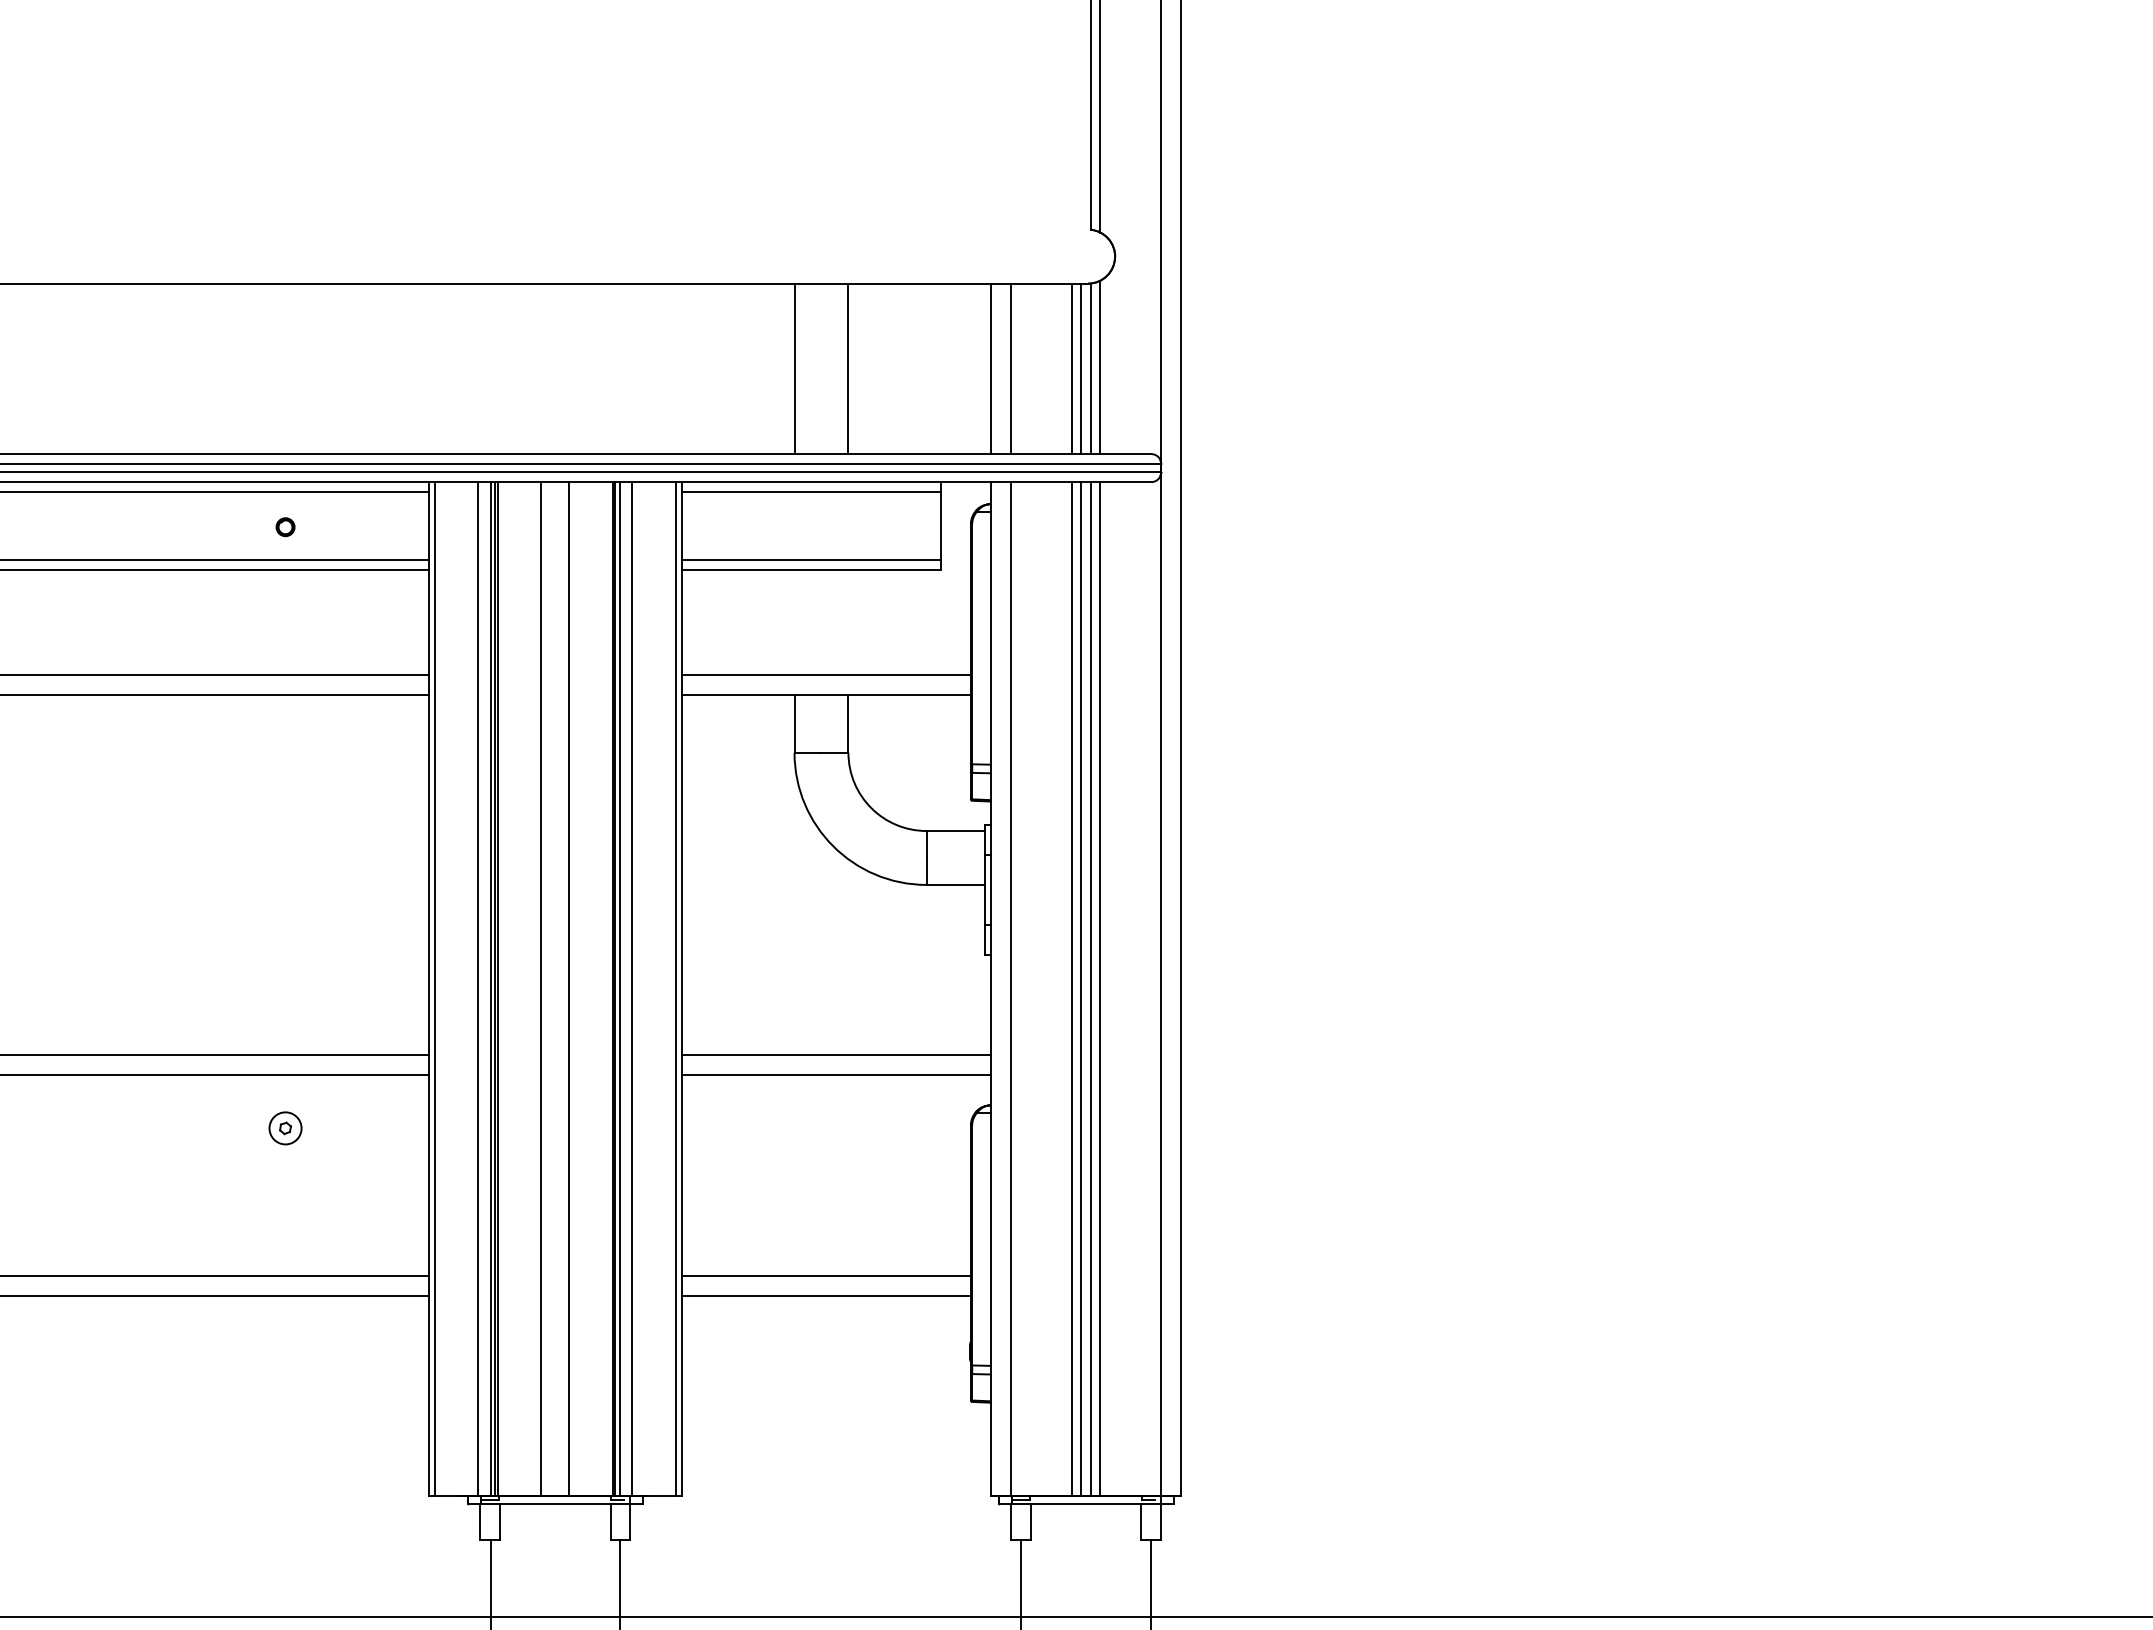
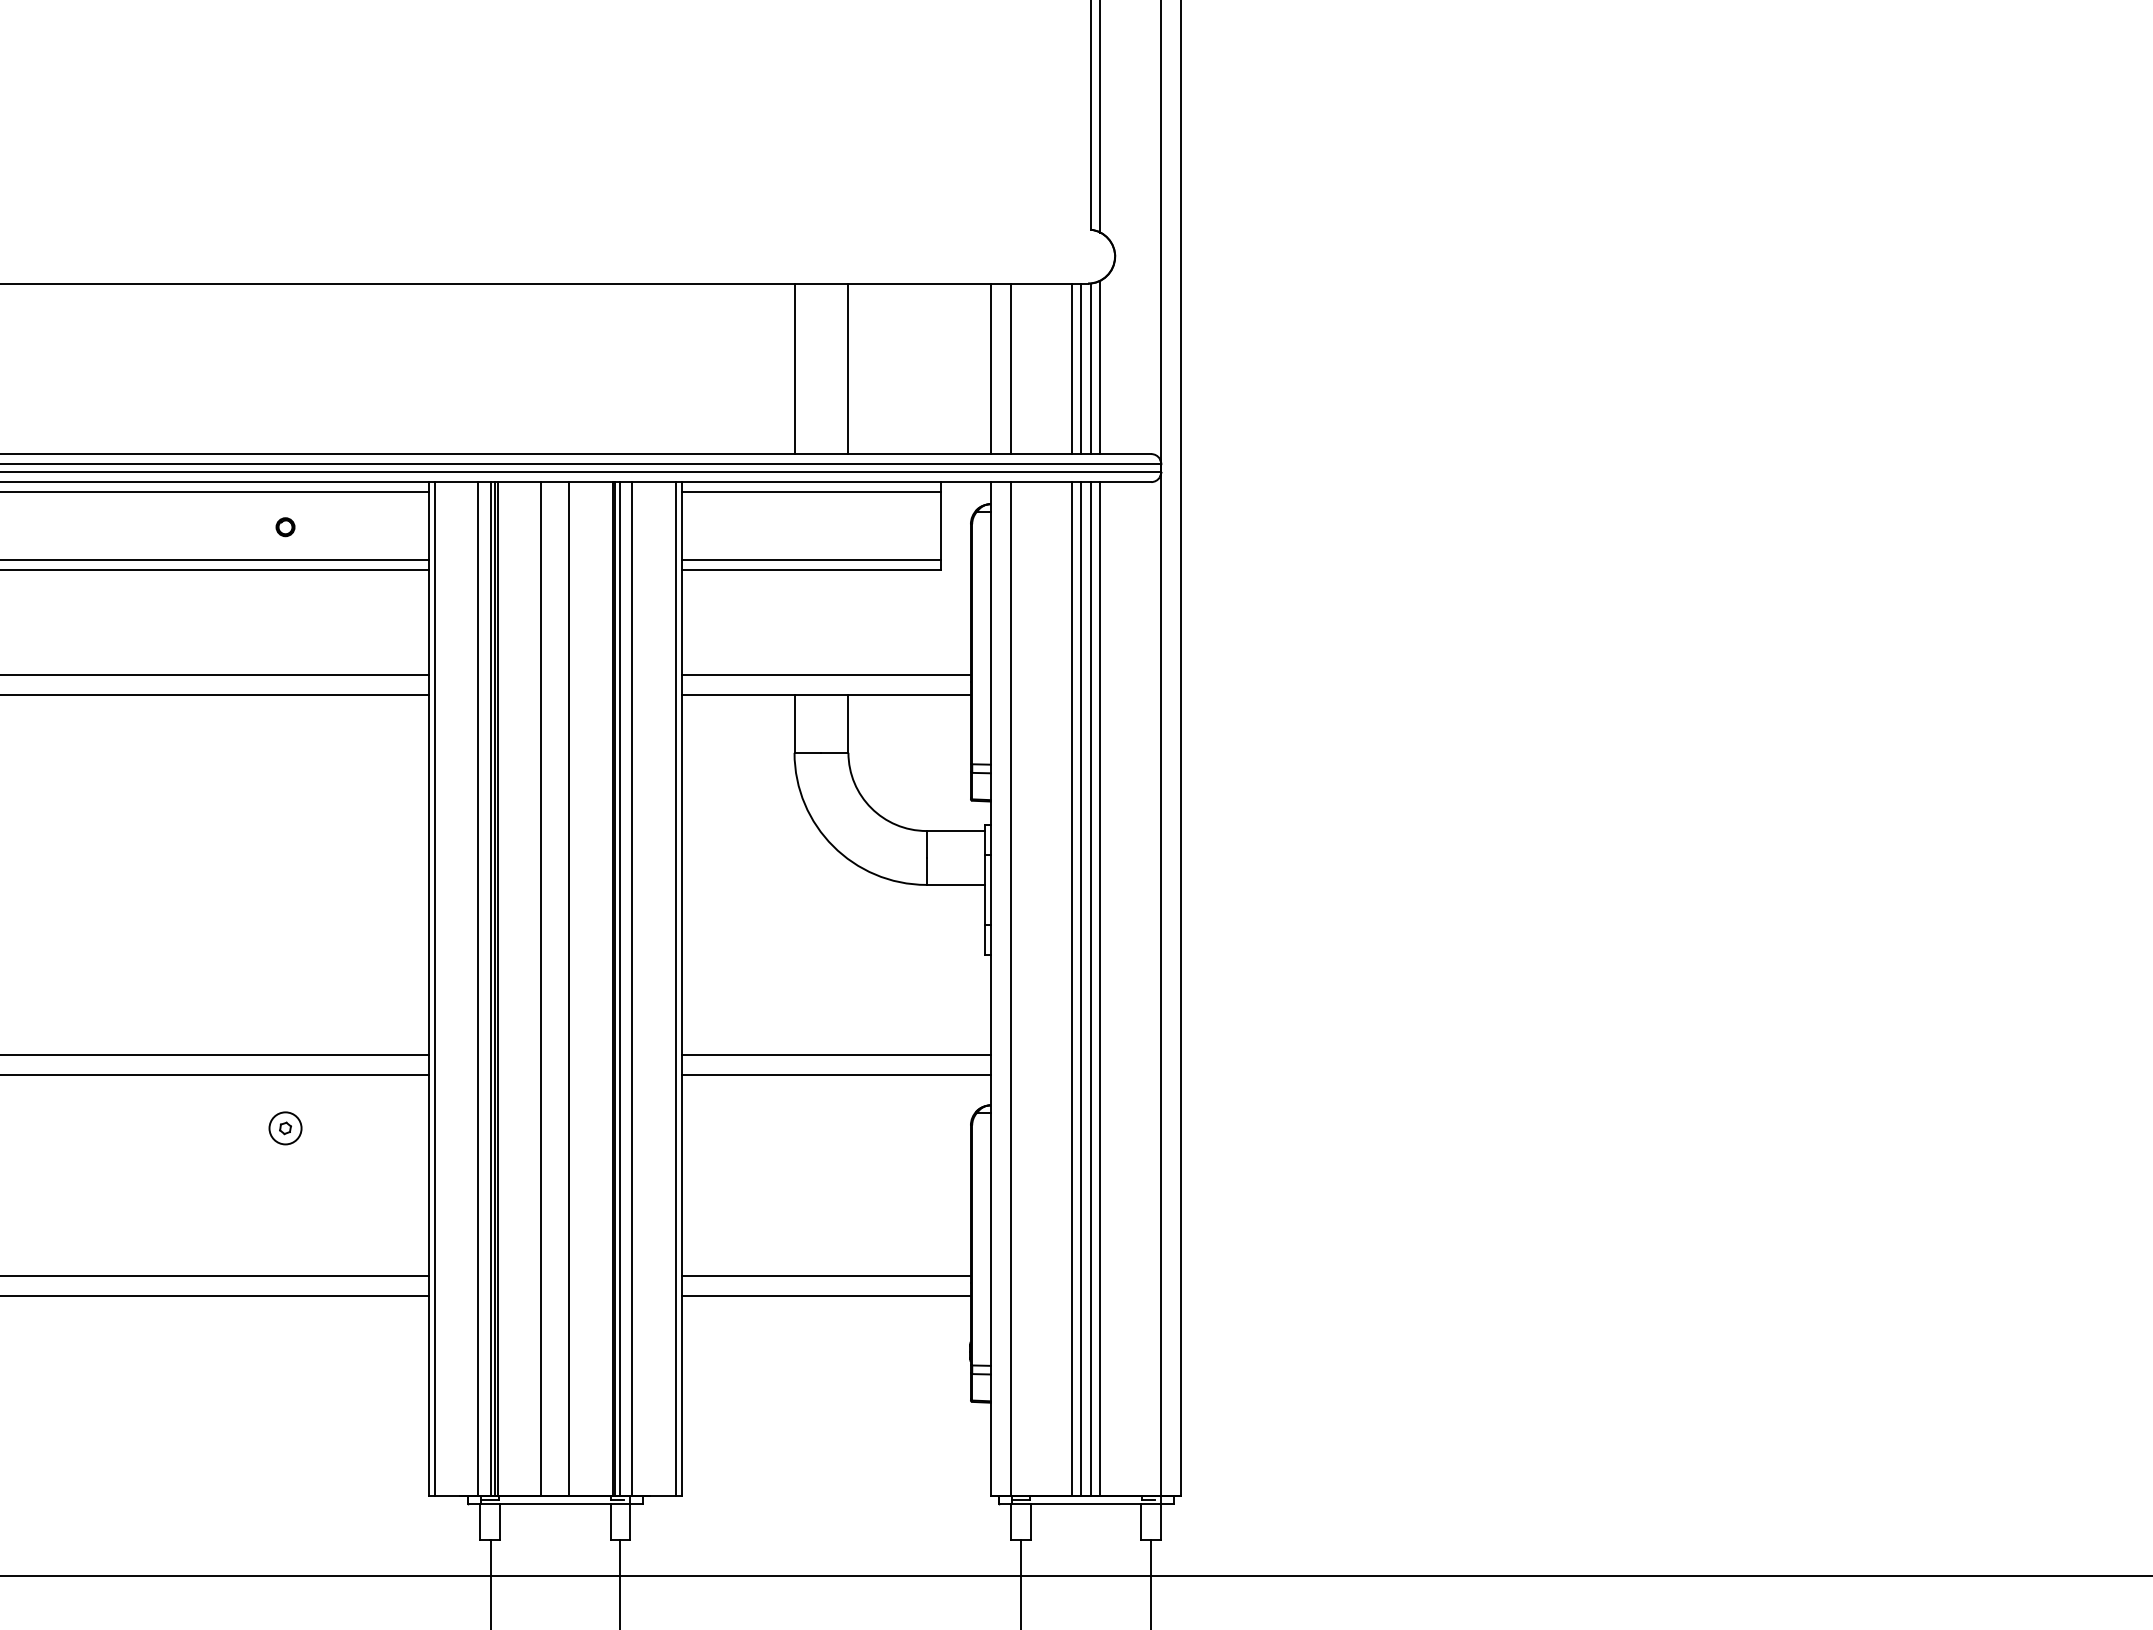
line position: (1075, 1617) -> (1075, 1576) (1075, 1576)
